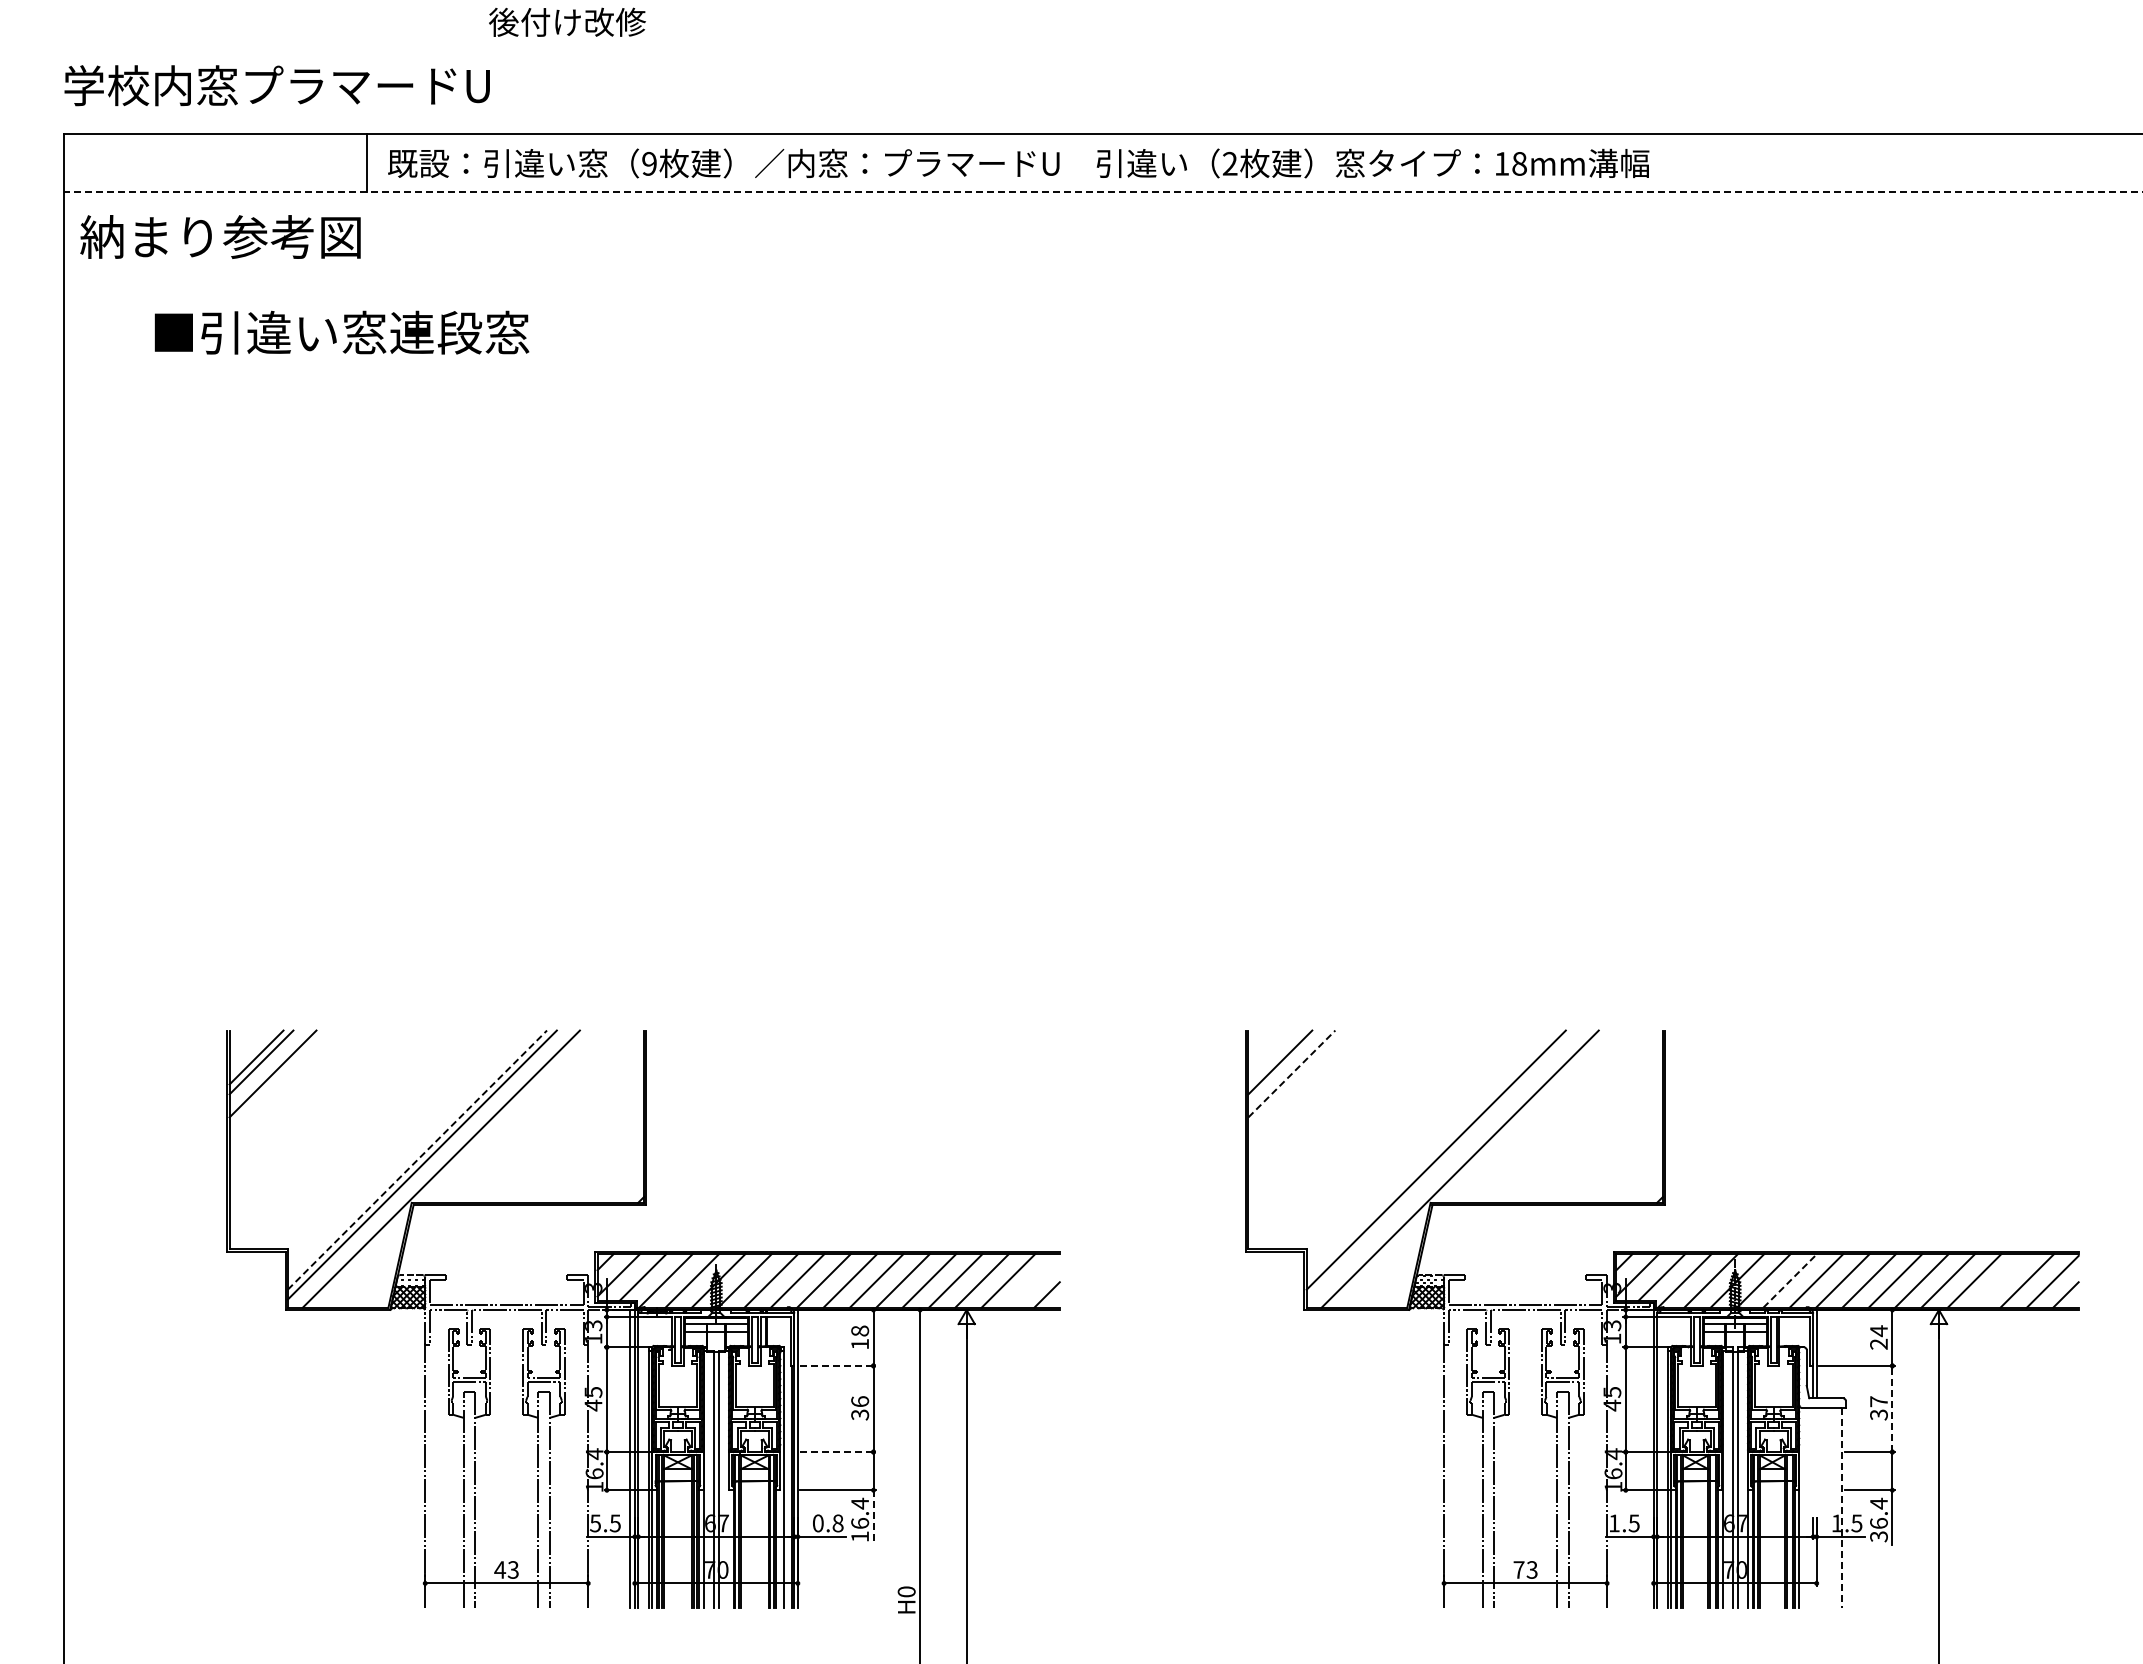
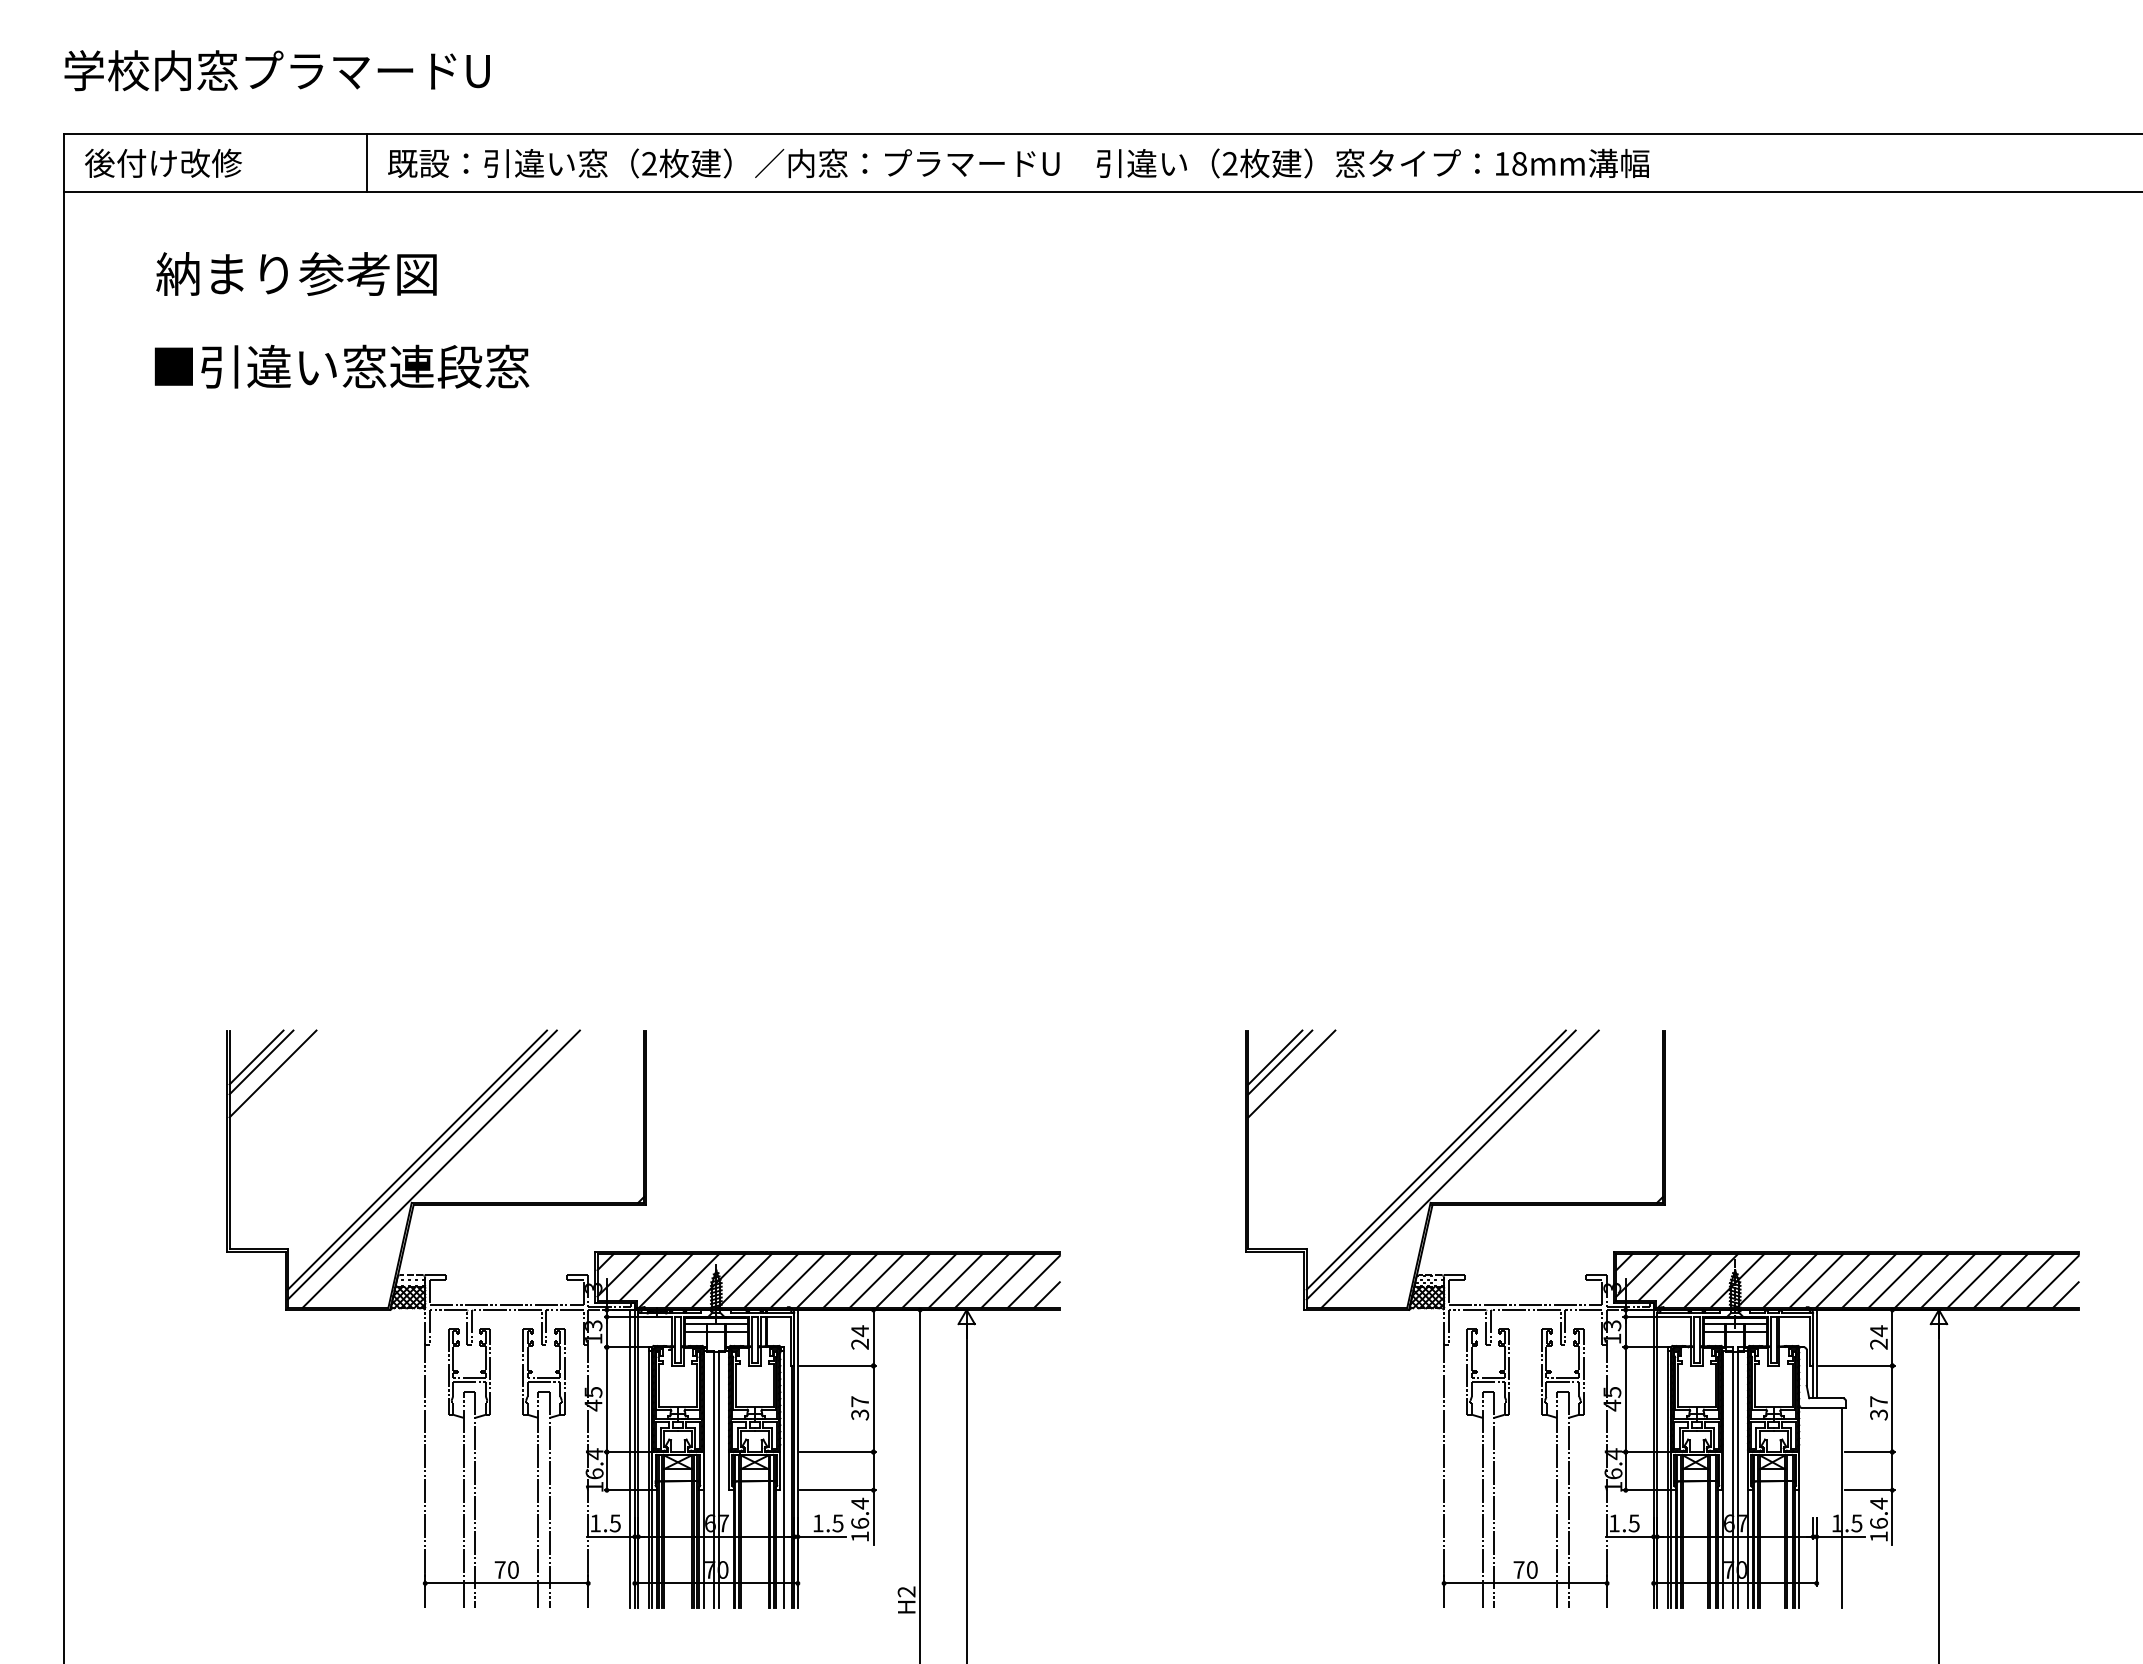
text position: (567, 21) -> (163, 162) (163, 162)
text position: (276, 85) -> (276, 70) (276, 70)
text: 9 -> 2 (649, 163)
line: dashed -> solid (1103, 192)
text position: (220, 236) -> (296, 273) (296, 273)
text position: (341, 332) -> (341, 366) (341, 366)
line: none -> present (1275, 1057)
line: dashed -> solid (1292, 1073)
line: dashed -> solid (417, 1159)
line: none -> present (1440, 1164)
line: dashed -> solid (1790, 1280)
line: none -> present (2000, 1280)
line: none -> present (1033, 1281)
text: 18 -> 24 (860, 1337)
line: dashed -> solid (838, 1365)
text: 36 -> 37 (860, 1401)
line: dashed -> solid (1892, 1408)
line: dashed -> solid (838, 1452)
line: dashed -> solid (1842, 1507)
line: dashed -> solid (873, 1517)
text: 5.5 -> 1.5 (595, 1523)
text: 0.8 -> 1.5 (828, 1523)
text: 36.4 -> 16.4 (1878, 1536)
text: 43 -> 70 (506, 1569)
text: 73 -> 70 (1531, 1569)
text: H0 -> H2 (906, 1591)
